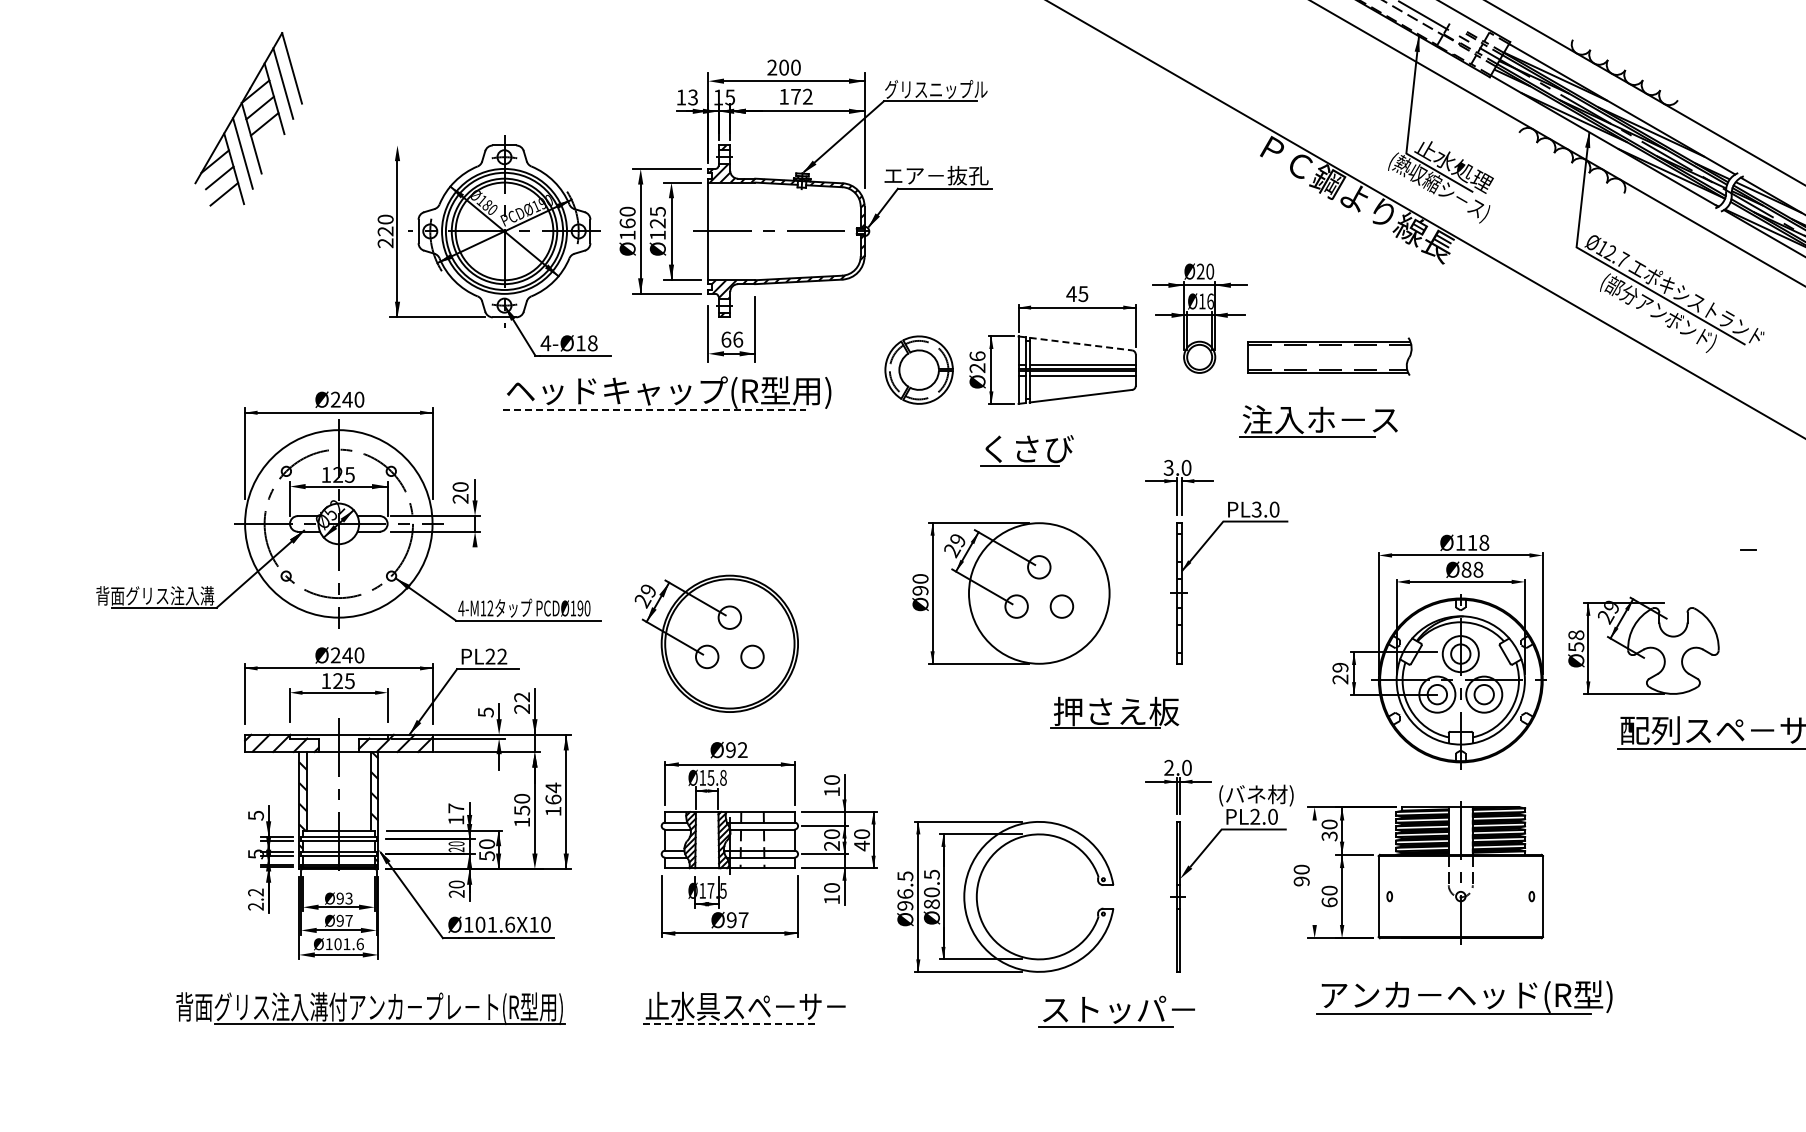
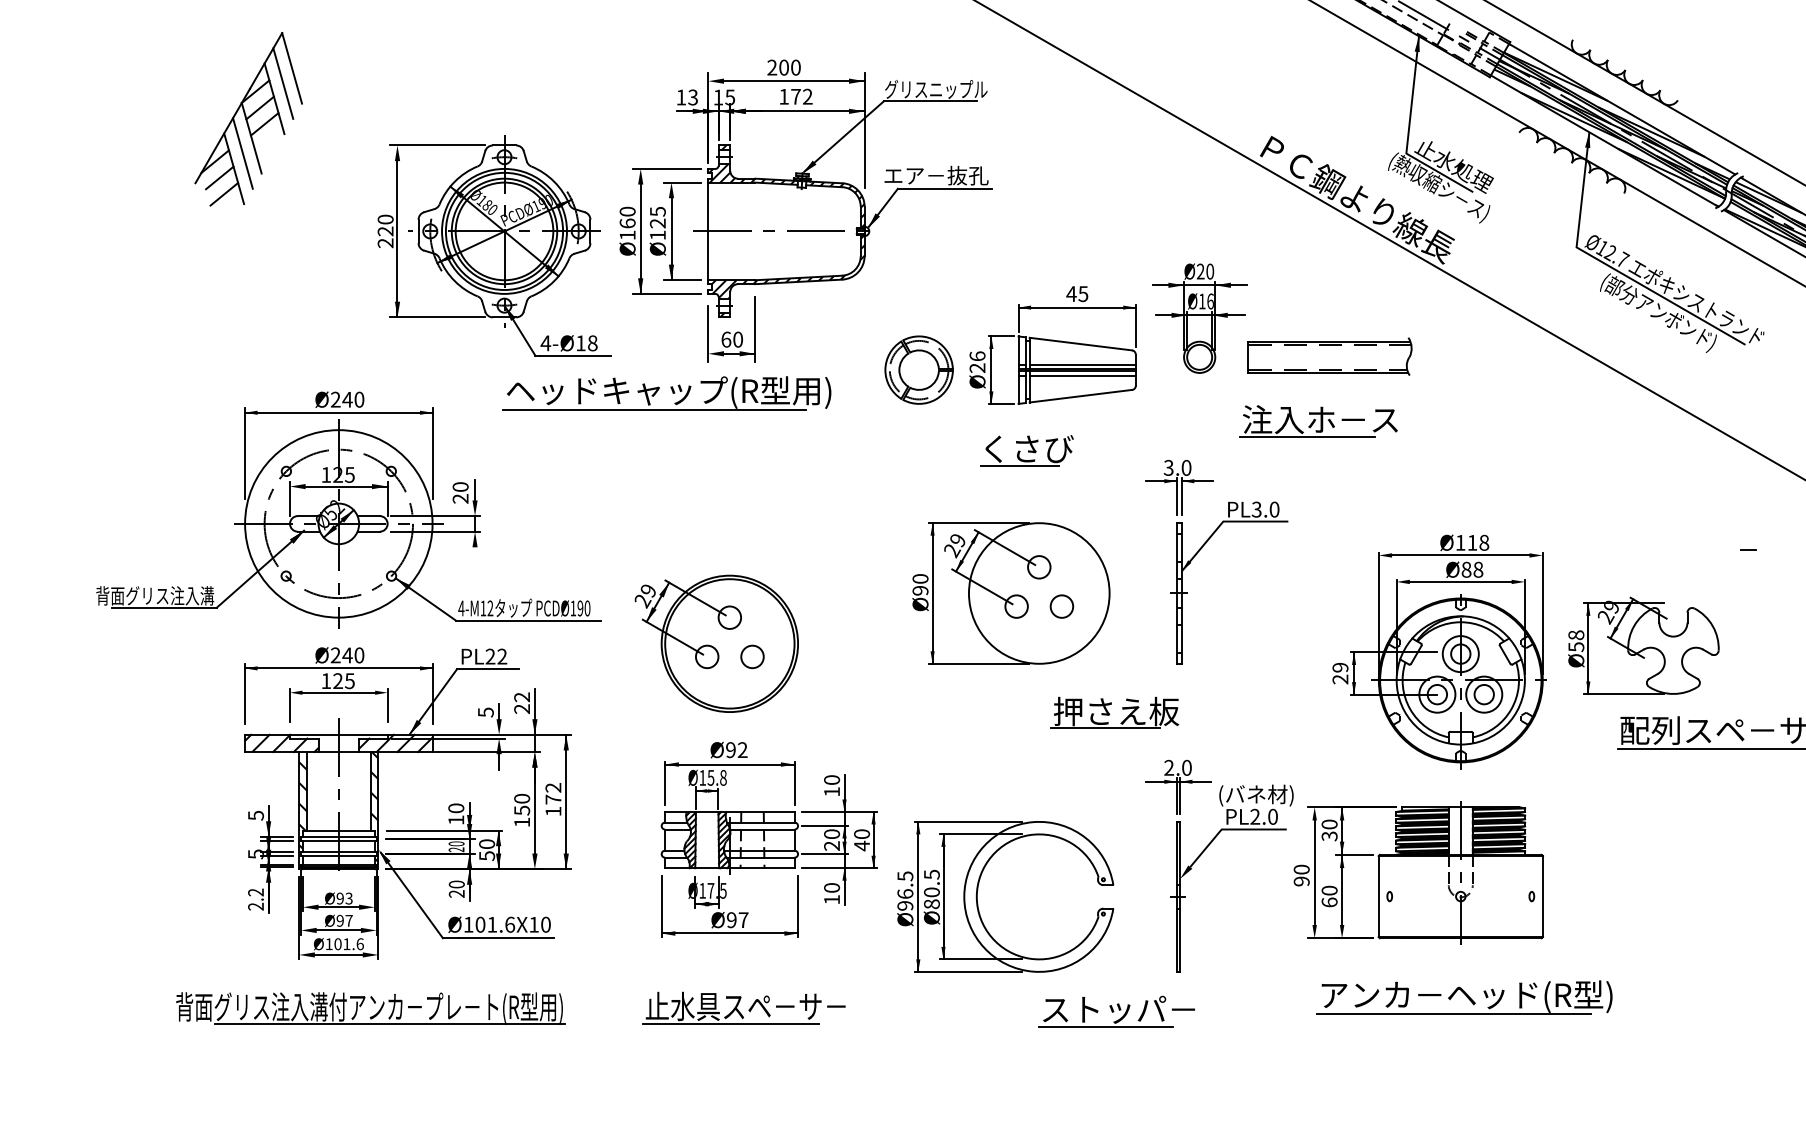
line: none -> present (436, 145)
line position: (1425, 219) -> (1390, 240) (1390, 240)
text: 66 -> 60 (738, 339)
line: dashed -> solid (1080, 344)
line: dashed -> solid (654, 410)
text: 164 -> 172 (553, 793)
text: 17 -> 10 (456, 808)
line: none -> present (1314, 872)
line: dashed -> solid (731, 1023)
